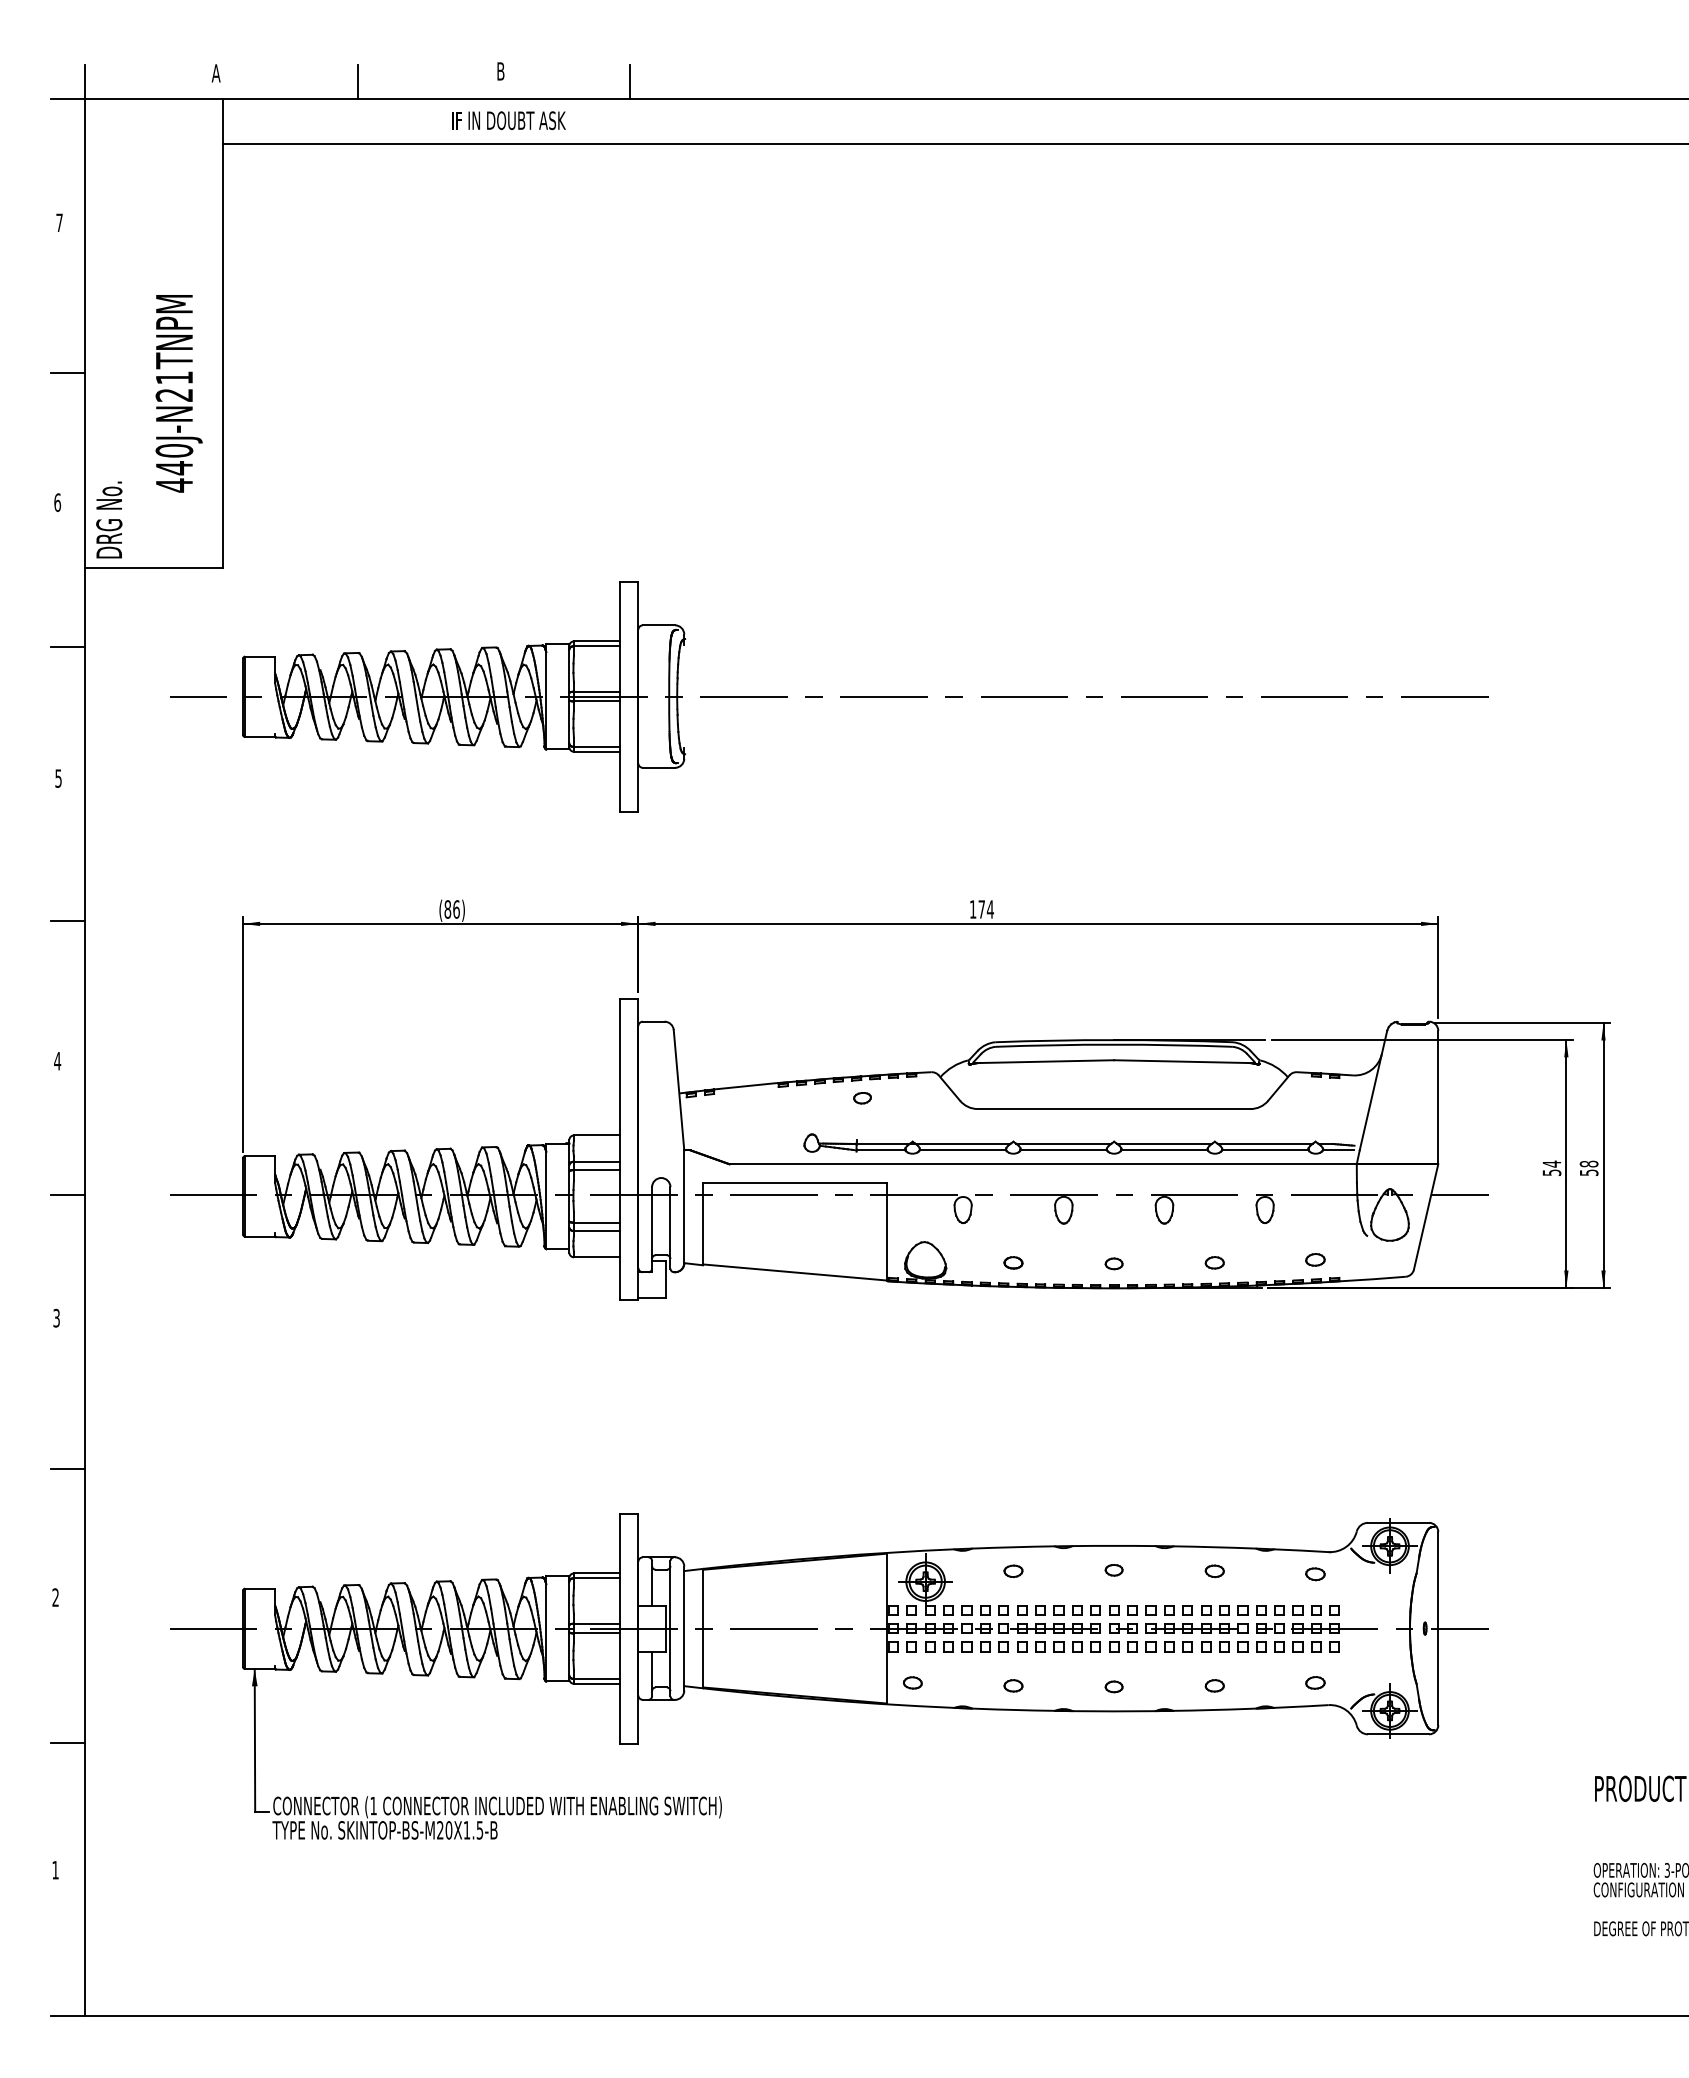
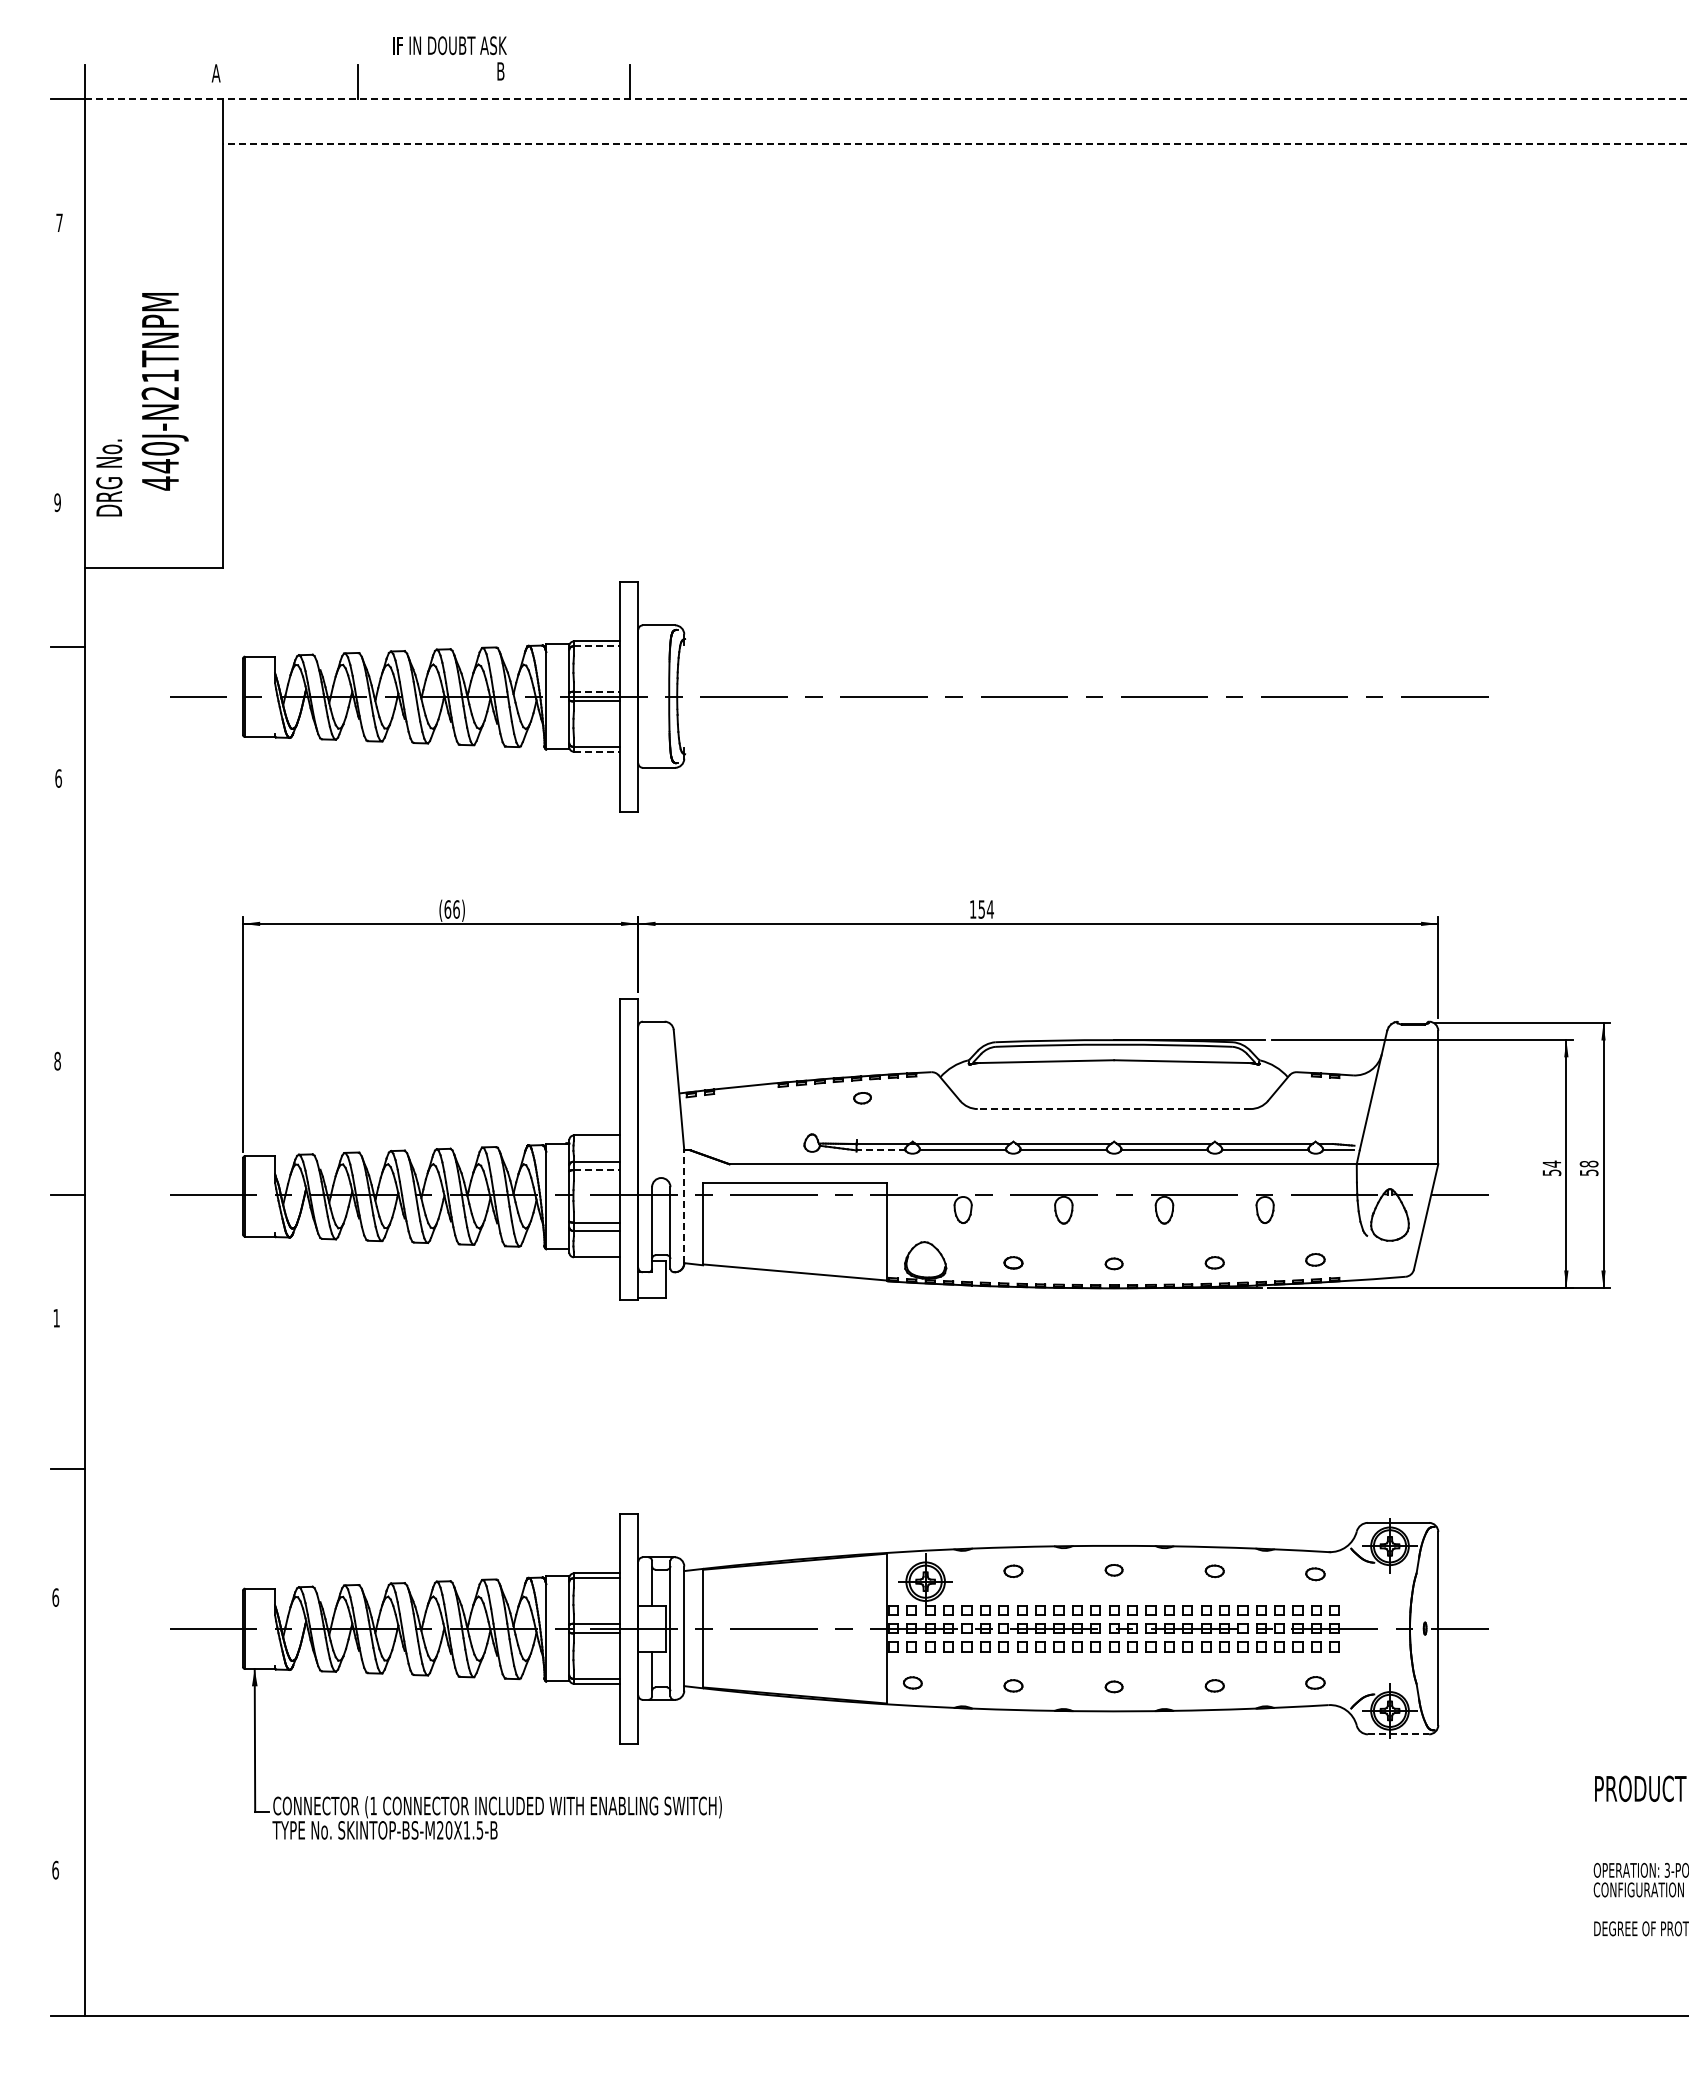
line: solid -> dashed (887, 99)
text position: (508, 120) -> (449, 45) (449, 45)
line: solid -> dashed (955, 144)
line: present -> none (67, 373)
text position: (178, 393) -> (164, 391) (164, 391)
text: 6 -> 9 (57, 502)
text position: (109, 519) -> (109, 477) (109, 477)
line: solid -> dashed (596, 646)
line: solid -> dashed (596, 691)
line: solid -> dashed (596, 751)
text: 5 -> 6 (58, 778)
text: (86) -> (66) (447, 909)
text: 174 -> 154 (981, 909)
line: present -> none (67, 921)
text: 4 -> 8 (57, 1060)
line: solid -> dashed (1113, 1109)
line: solid -> dashed (880, 1150)
line: solid -> dashed (596, 1170)
line: solid -> dashed (684, 1206)
text: 3 -> 1 (56, 1317)
text: 2 -> 6 (55, 1597)
line: solid -> dashed (1398, 1734)
line: present -> none (67, 1742)
text: 1 -> 6 (55, 1869)
